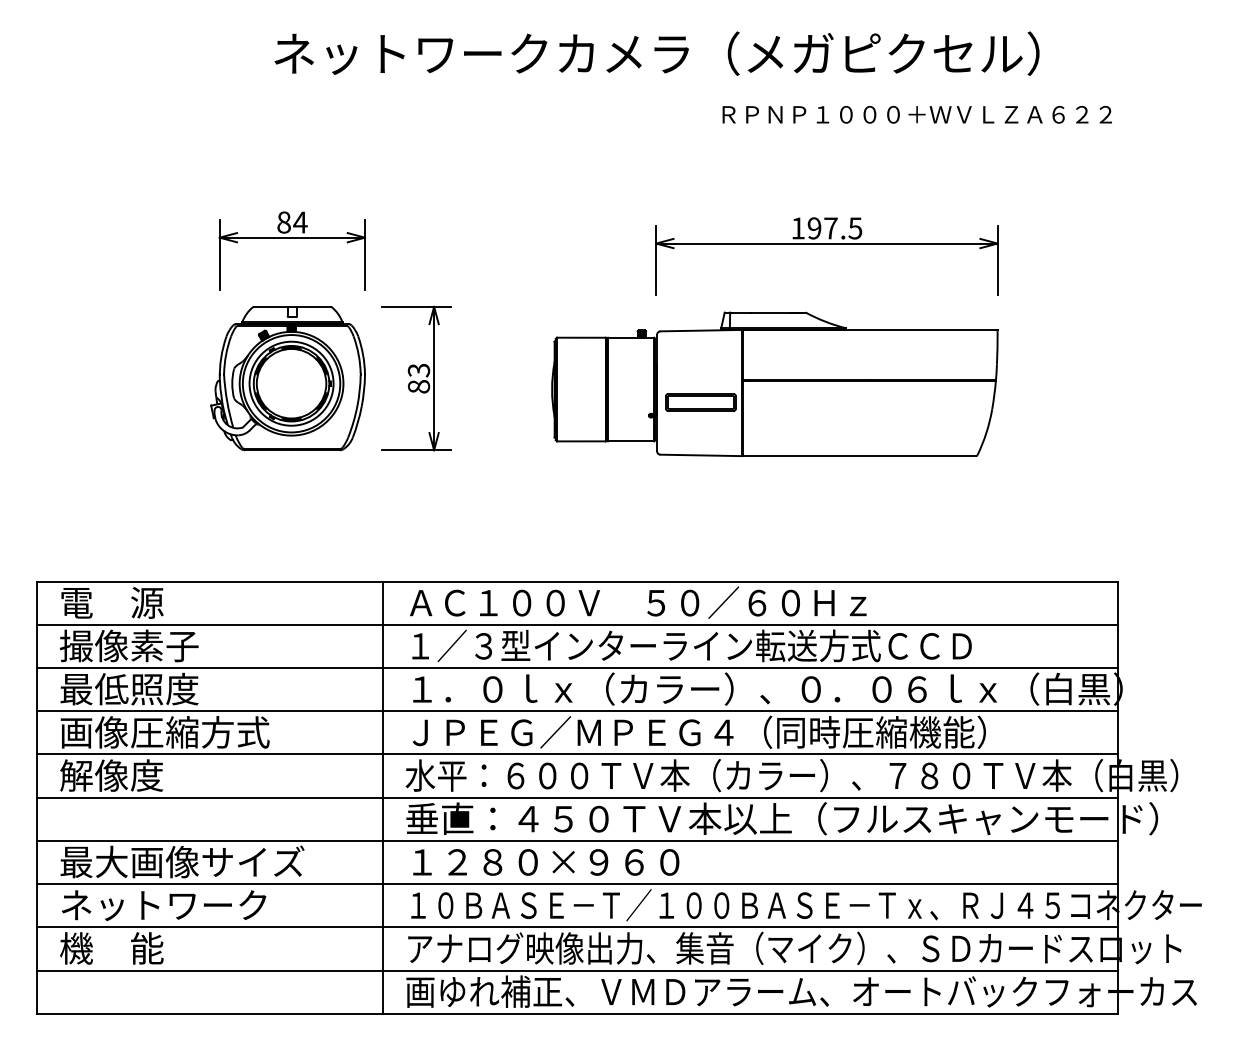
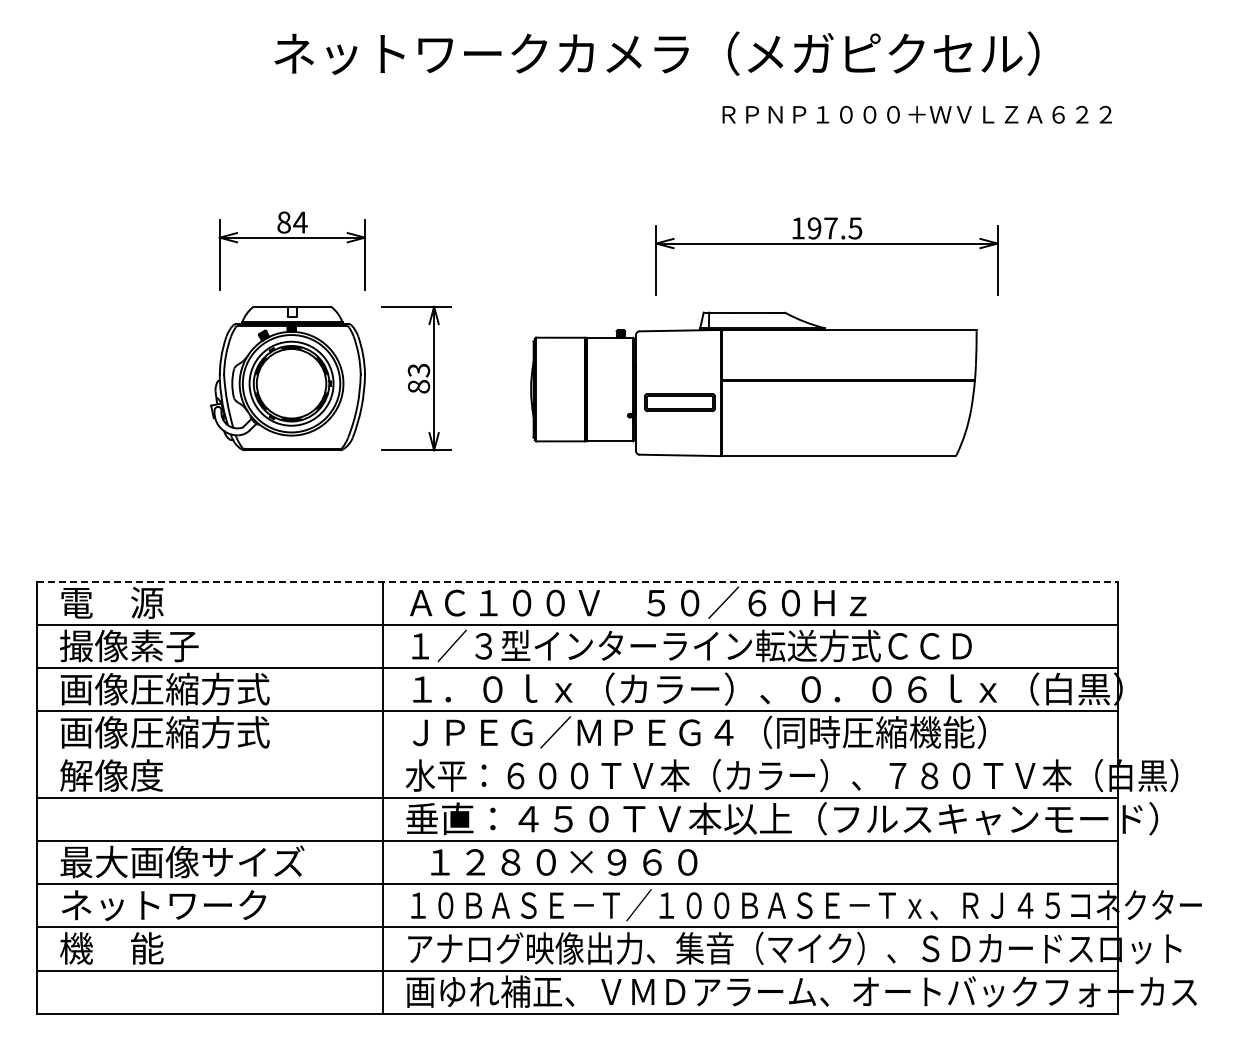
part position: (774, 383) -> (753, 383) (753, 383)
line: solid -> dashed (577, 581)
text: 最低照度 -> 画像圧縮方式 (164, 688)
line: present -> none (577, 754)
text position: (546, 862) -> (564, 862) (564, 862)
